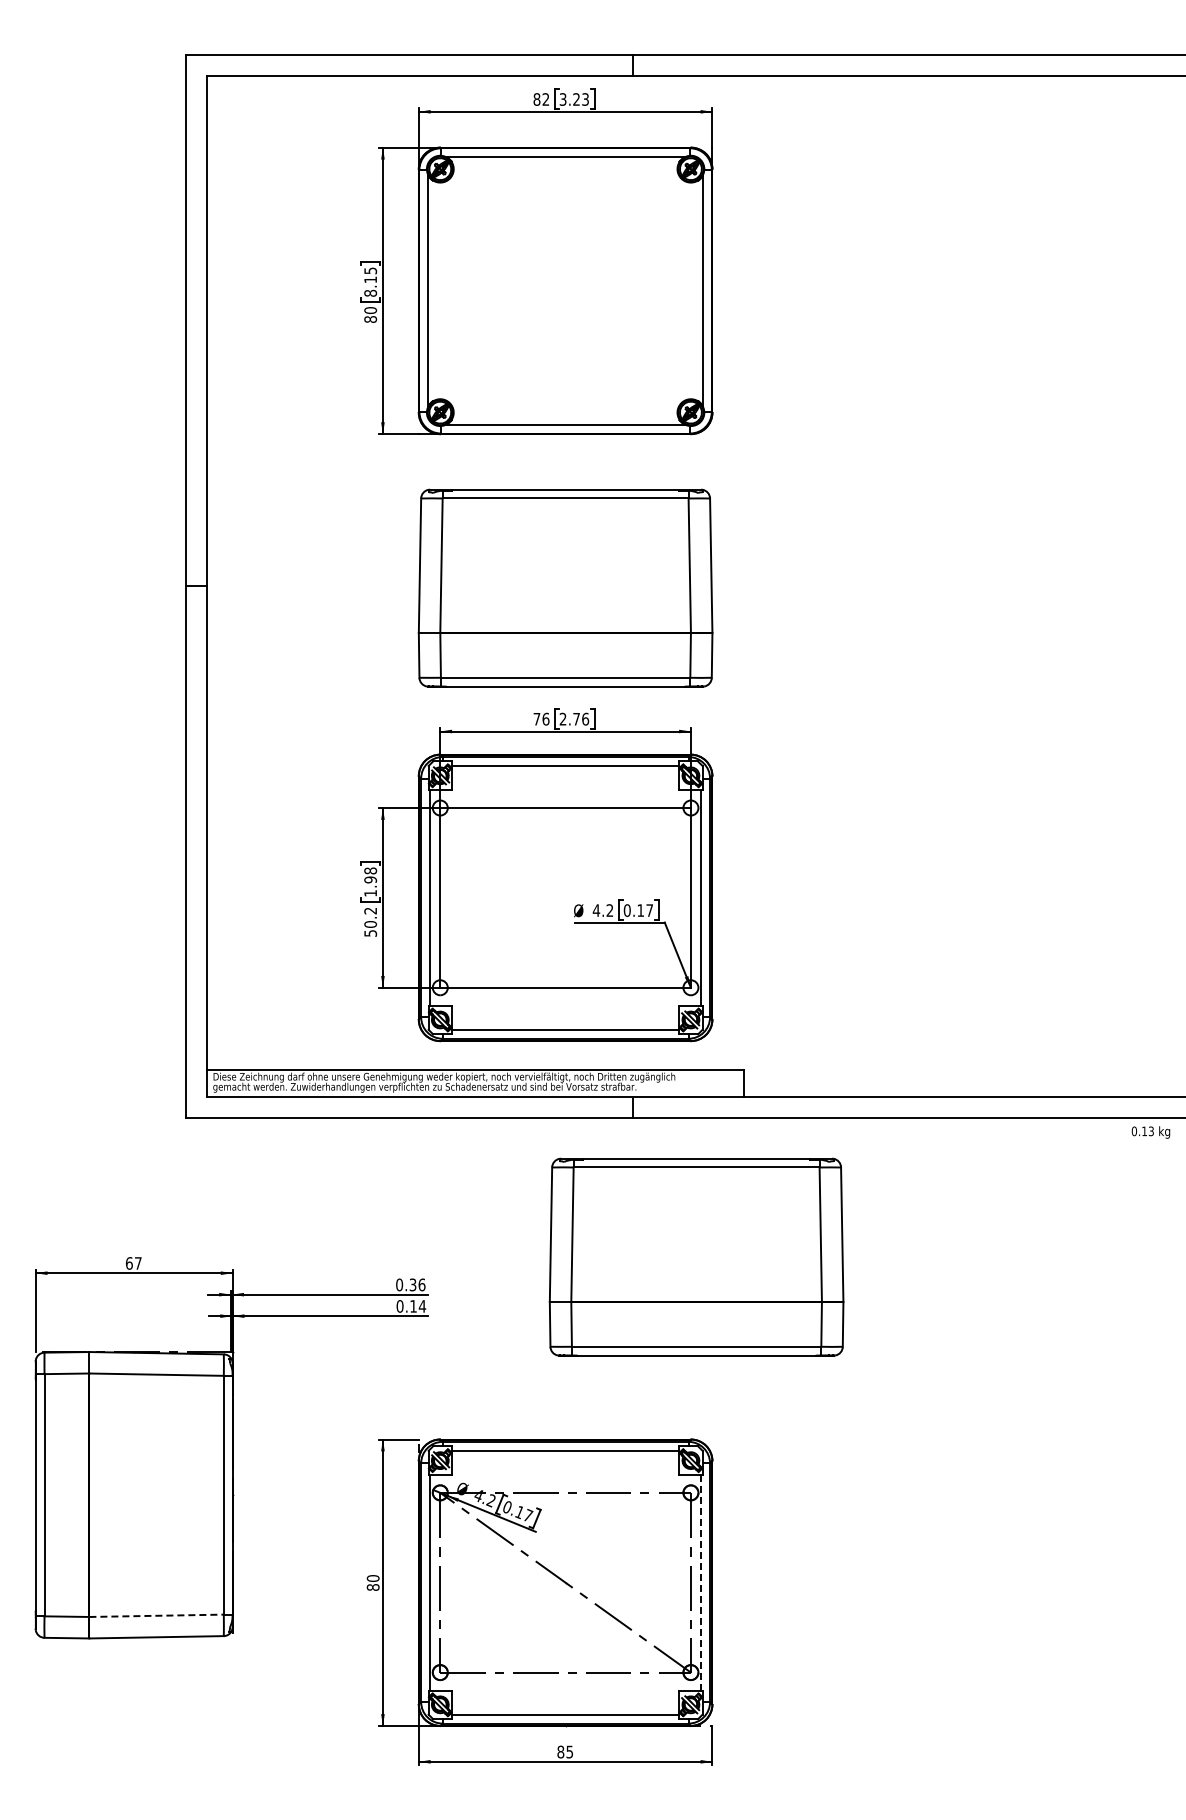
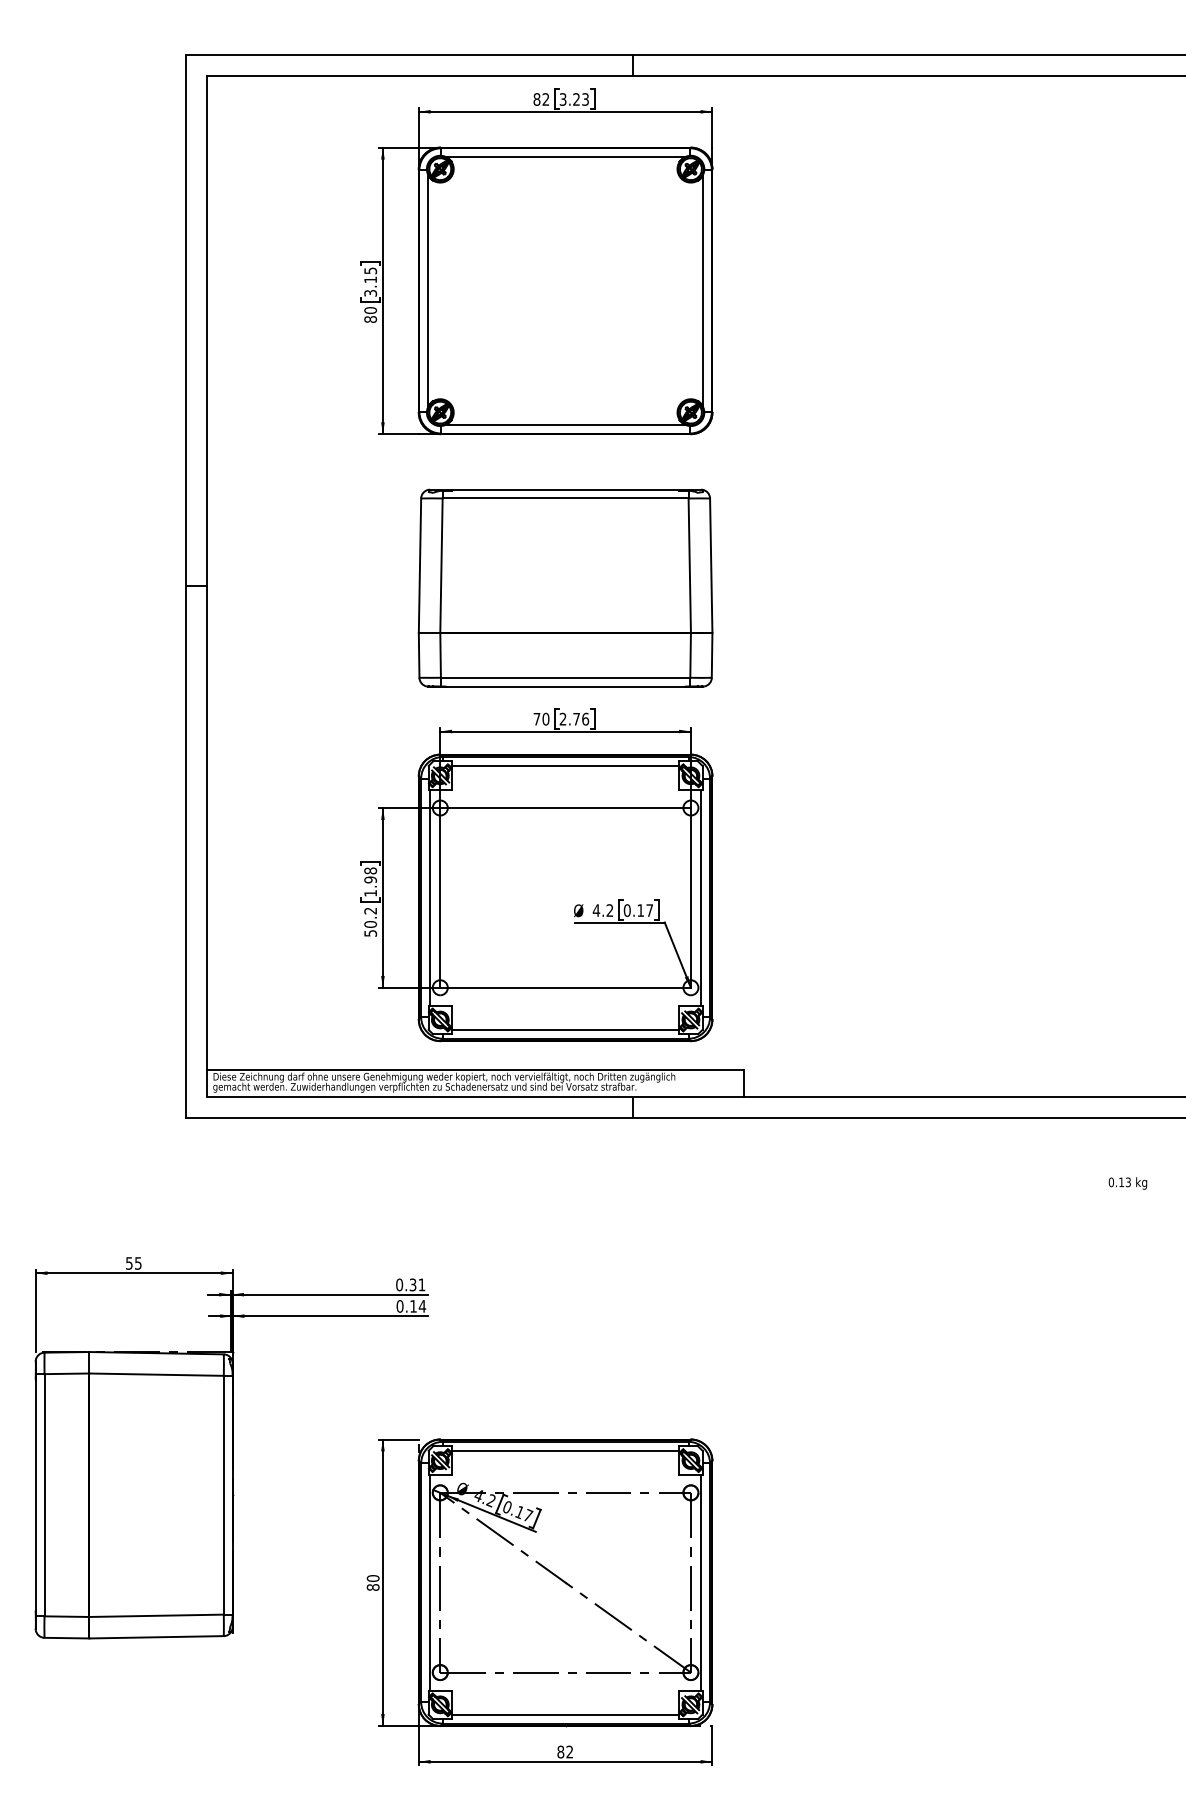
text: 8.15 -> 3.15 (370, 292)
text: 76 -> 70 (545, 718)
text position: (1150, 1132) -> (1127, 1183) (1127, 1183)
part: present -> none (696, 1256)
text: 67 -> 55 (133, 1263)
text: 0.36 -> 0.31 (421, 1284)
line: dashed -> solid (701, 1582)
line: dashed -> solid (157, 1615)
text: 85 -> 82 (569, 1751)
